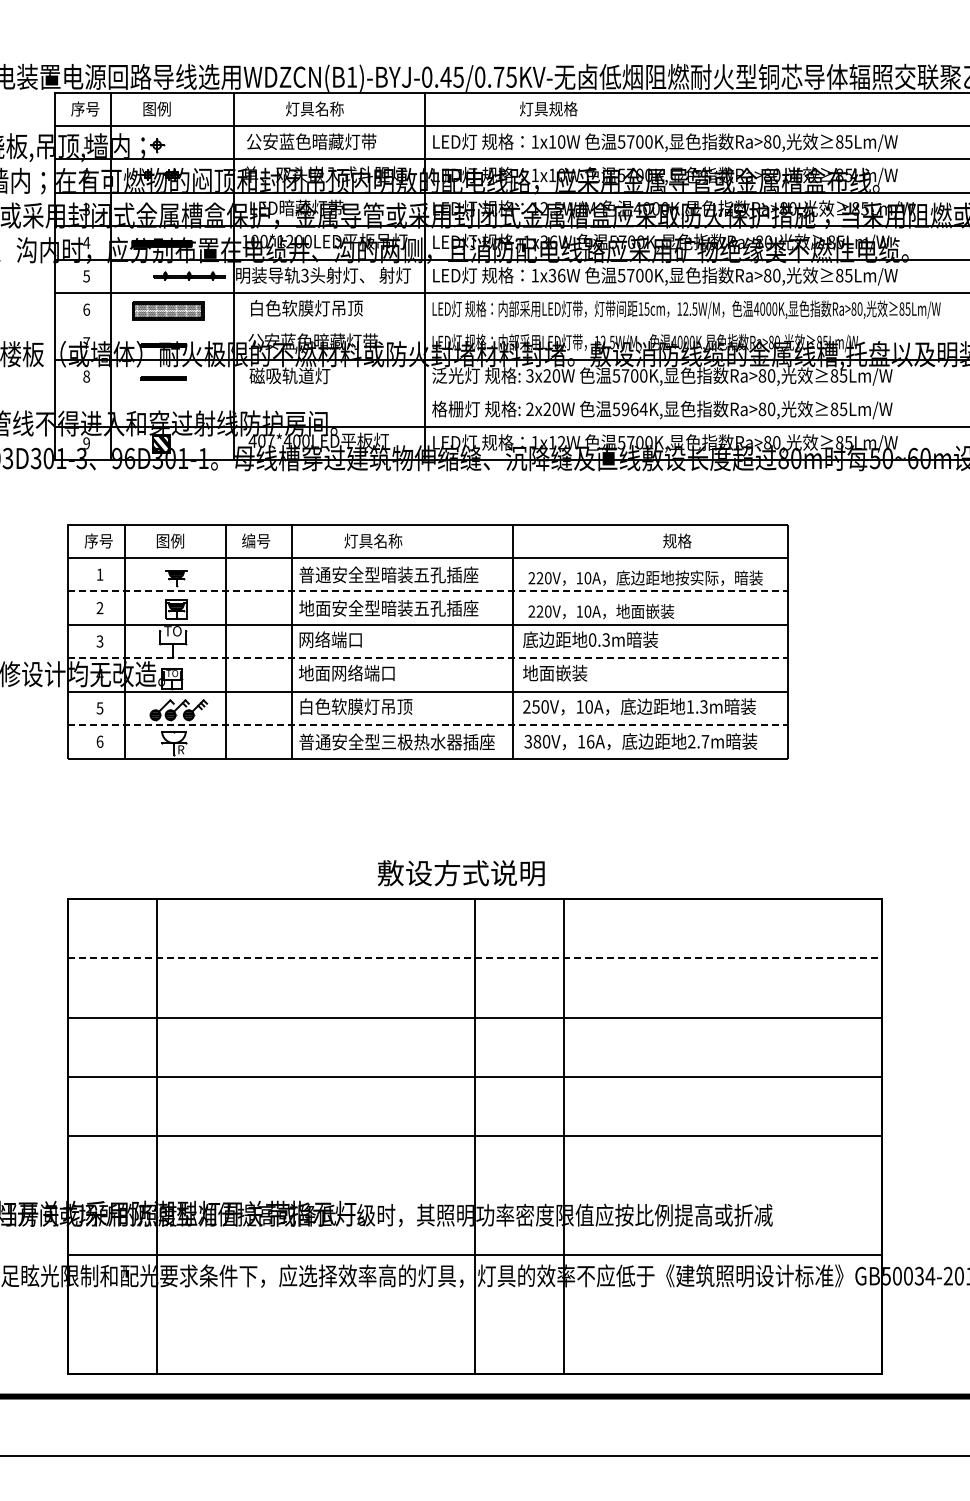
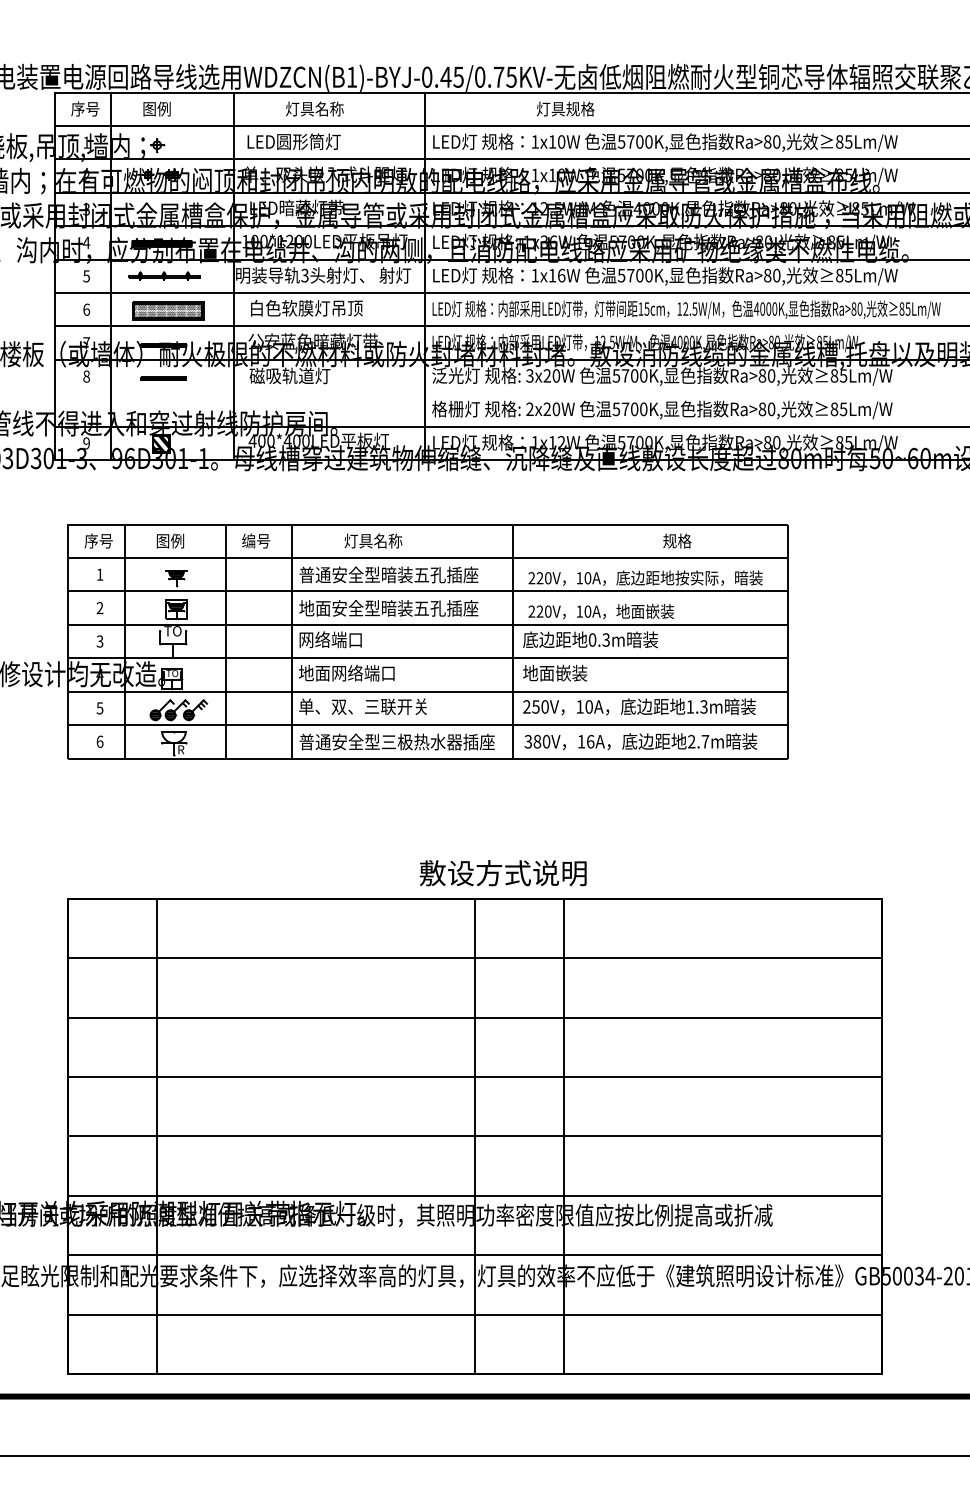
text position: (548, 108) -> (565, 108) (565, 108)
text: 公安蓝色暗藏灯带 -> LED圆形筒灯 (311, 141)
part position: (189, 275) -> (164, 275) (164, 275)
text: 1x36W -> 1x16W (552, 275)
line: none -> present (510, 326)
text: 5964K, -> 5700K, (634, 409)
text: 407*400LED -> 400*400LED (270, 440)
line: dashed -> solid (427, 591)
line: dashed -> solid (427, 658)
text: 白色软膜灯吊顶 -> 单、双、三联开关 (362, 706)
line: dashed -> solid (427, 725)
text position: (460, 873) -> (502, 873) (502, 873)
line: dashed -> solid (475, 958)
line: none -> present (475, 1195)
line: none -> present (475, 1314)
